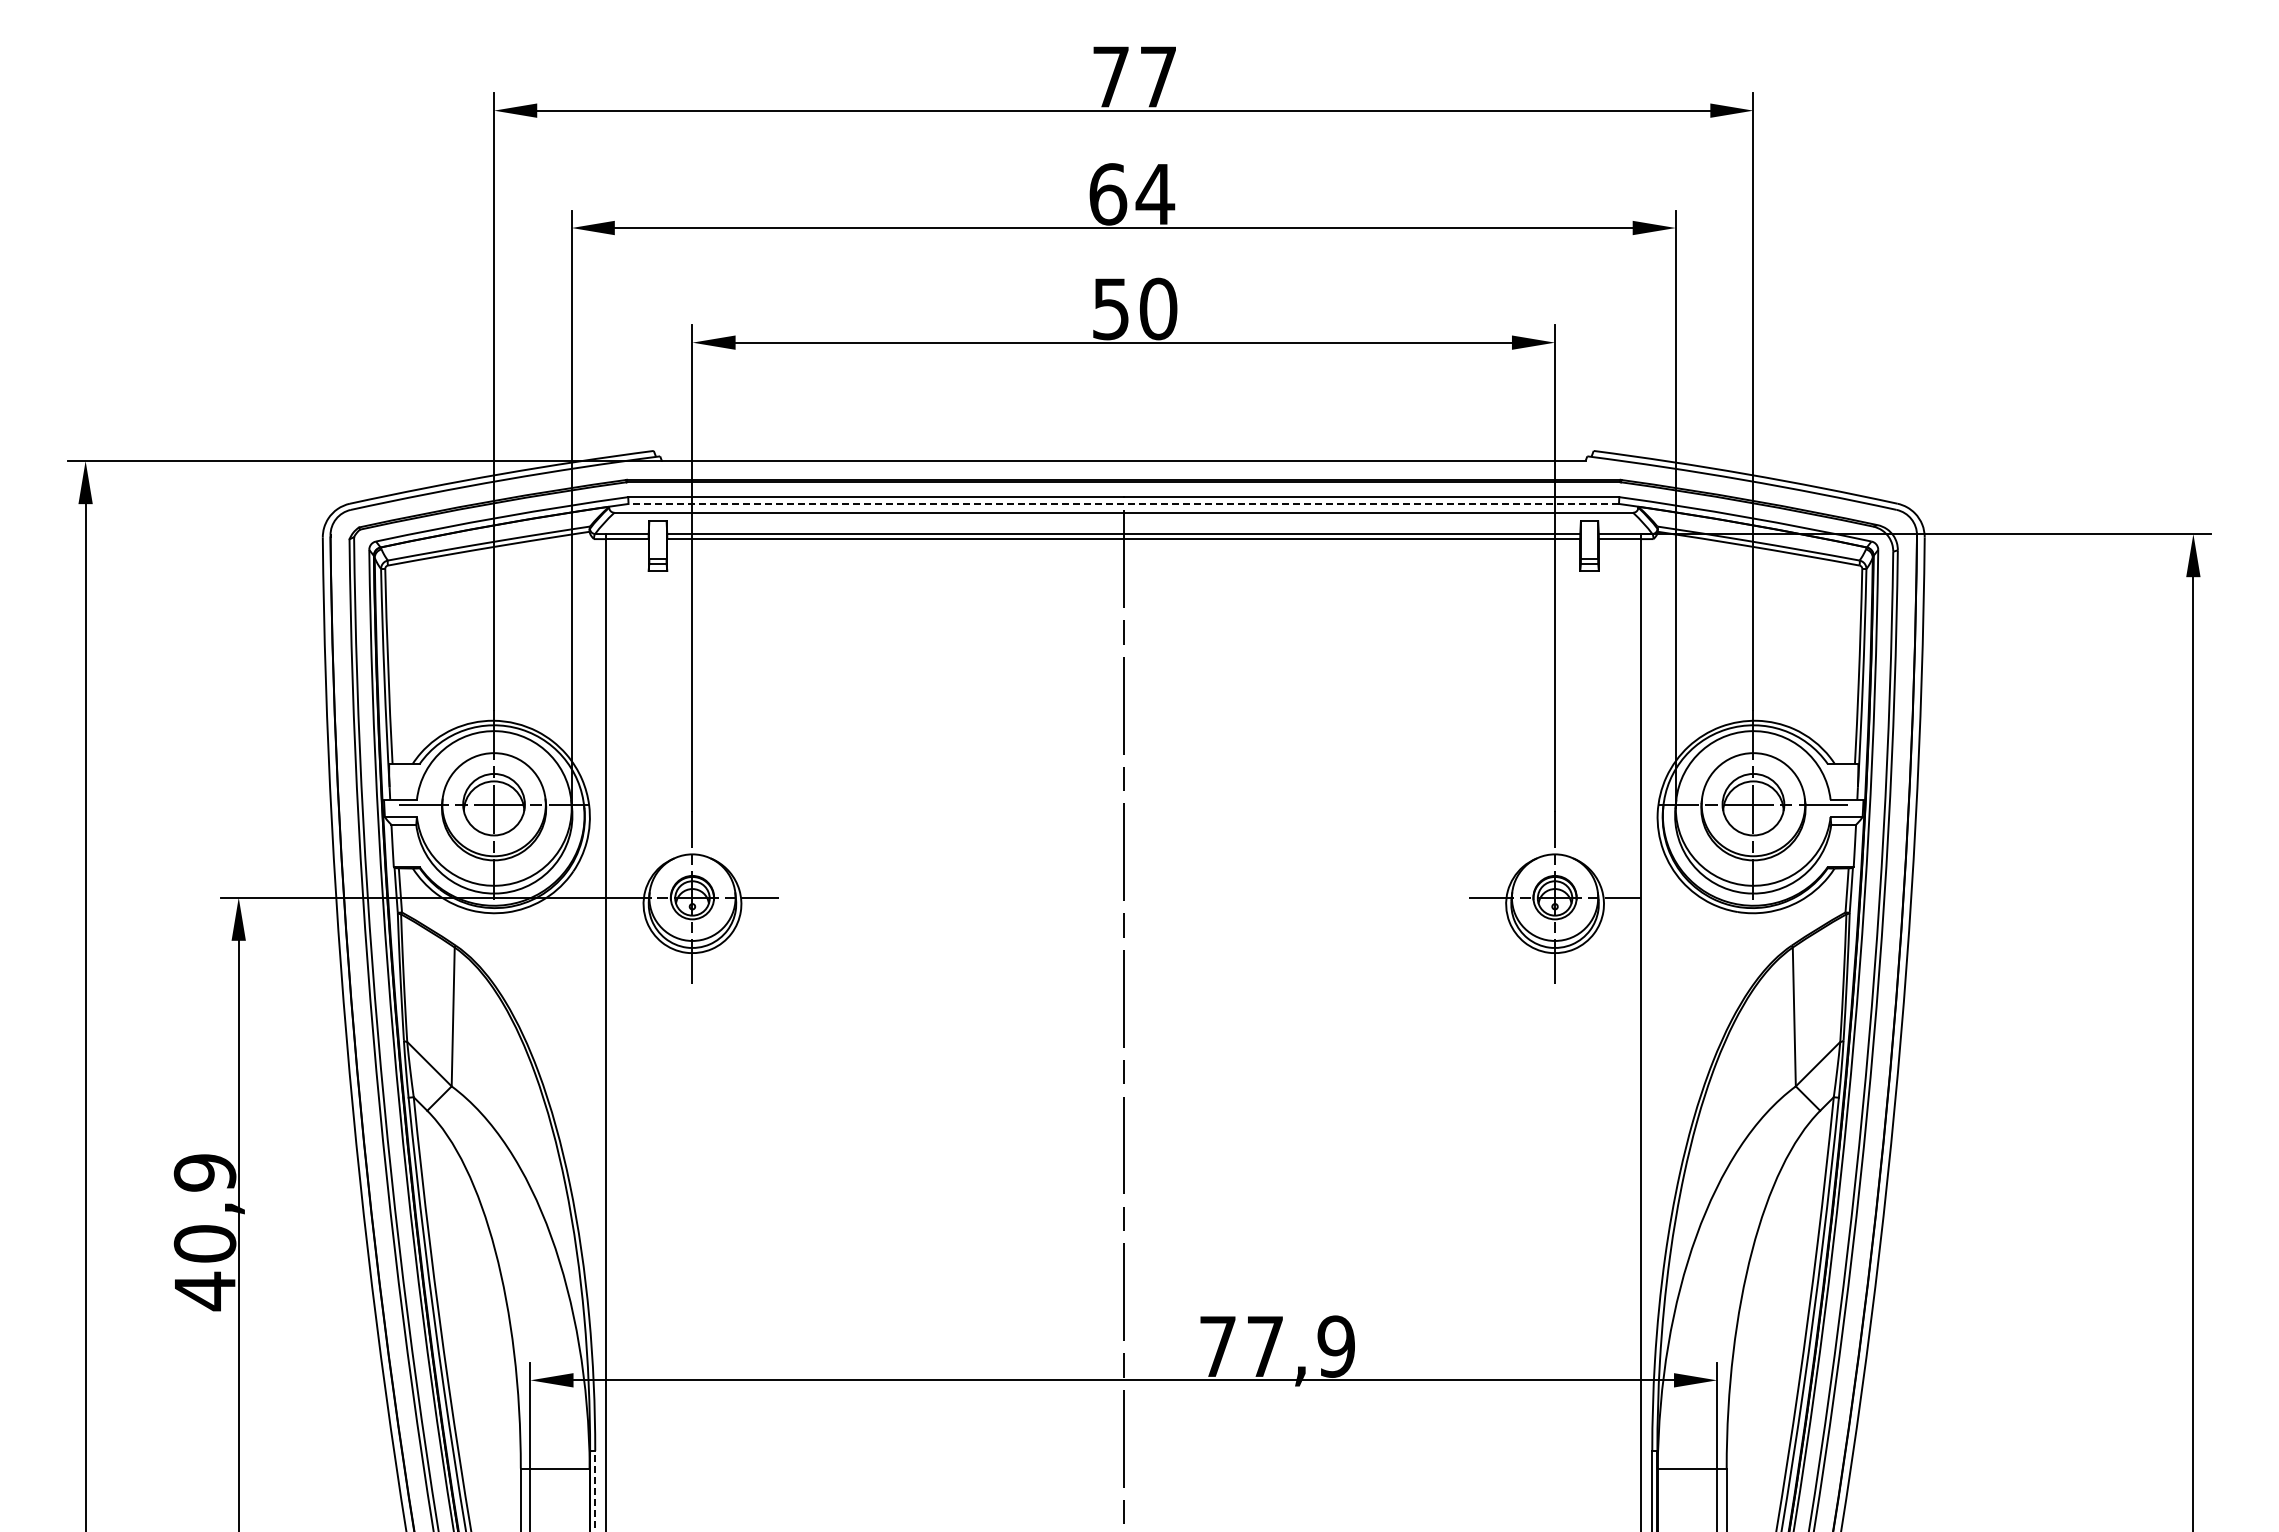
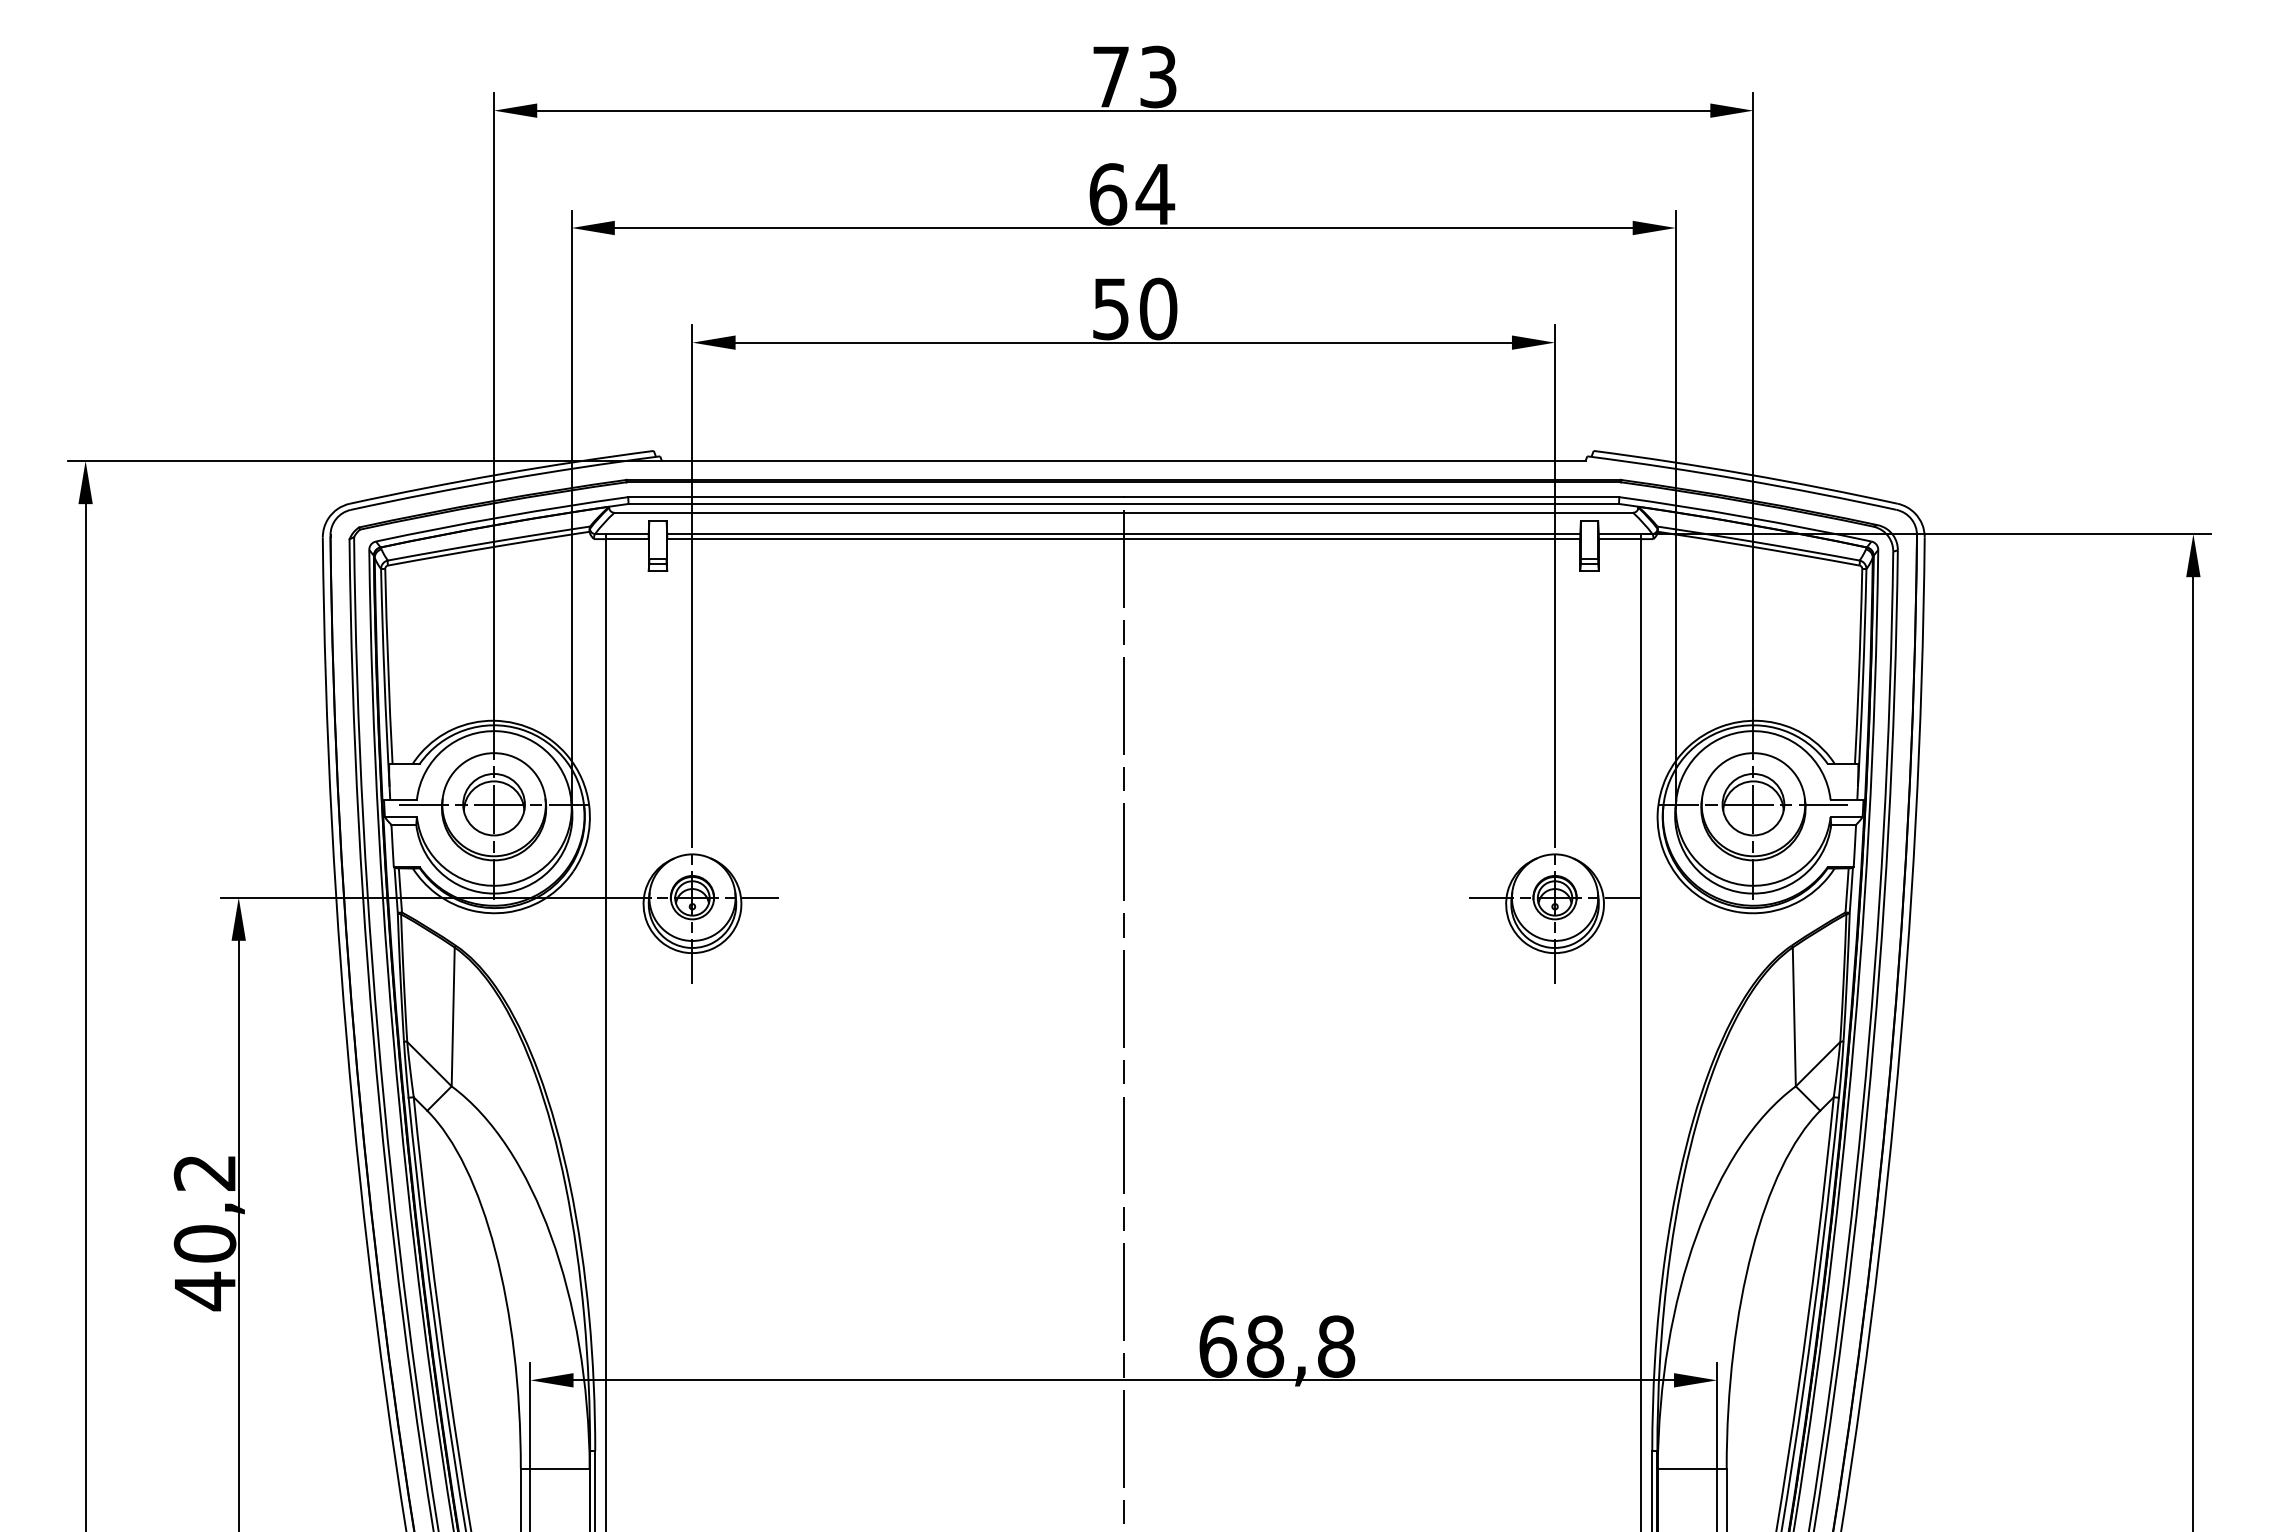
text: 77 -> 73 (1158, 76)
line: dashed -> solid (1123, 503)
text: 40,9 -> 40,2 (204, 1172)
text: 77,9 -> 68,8 (1277, 1346)
line: dashed -> solid (595, 1491)
